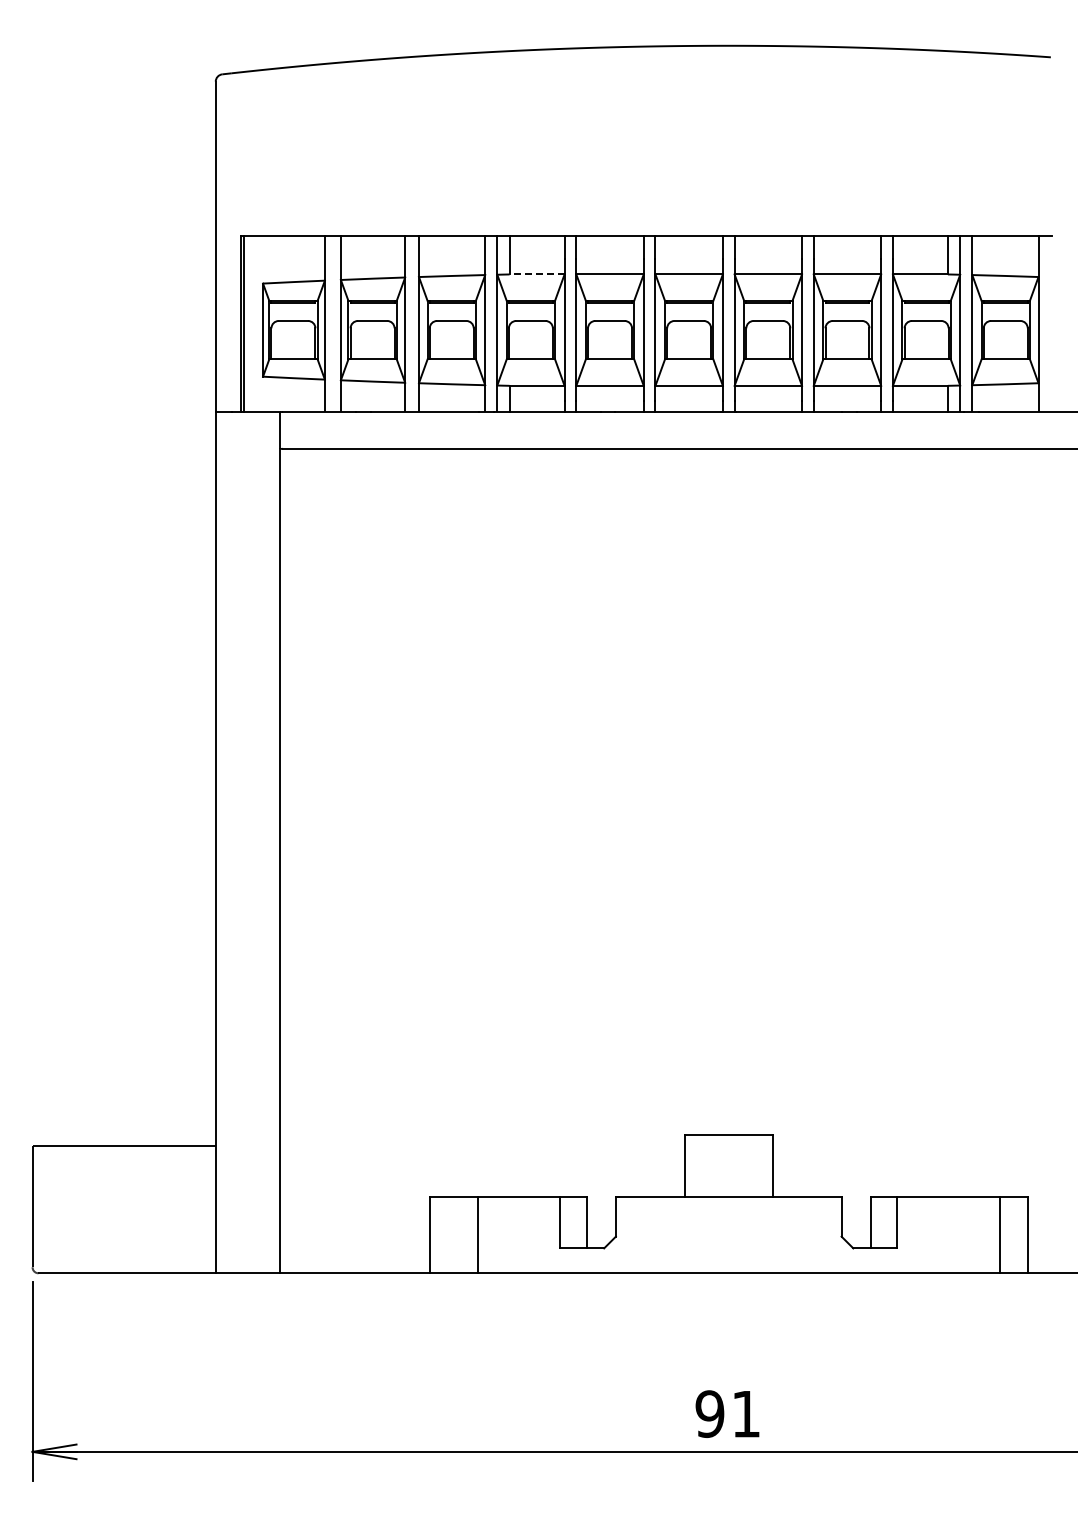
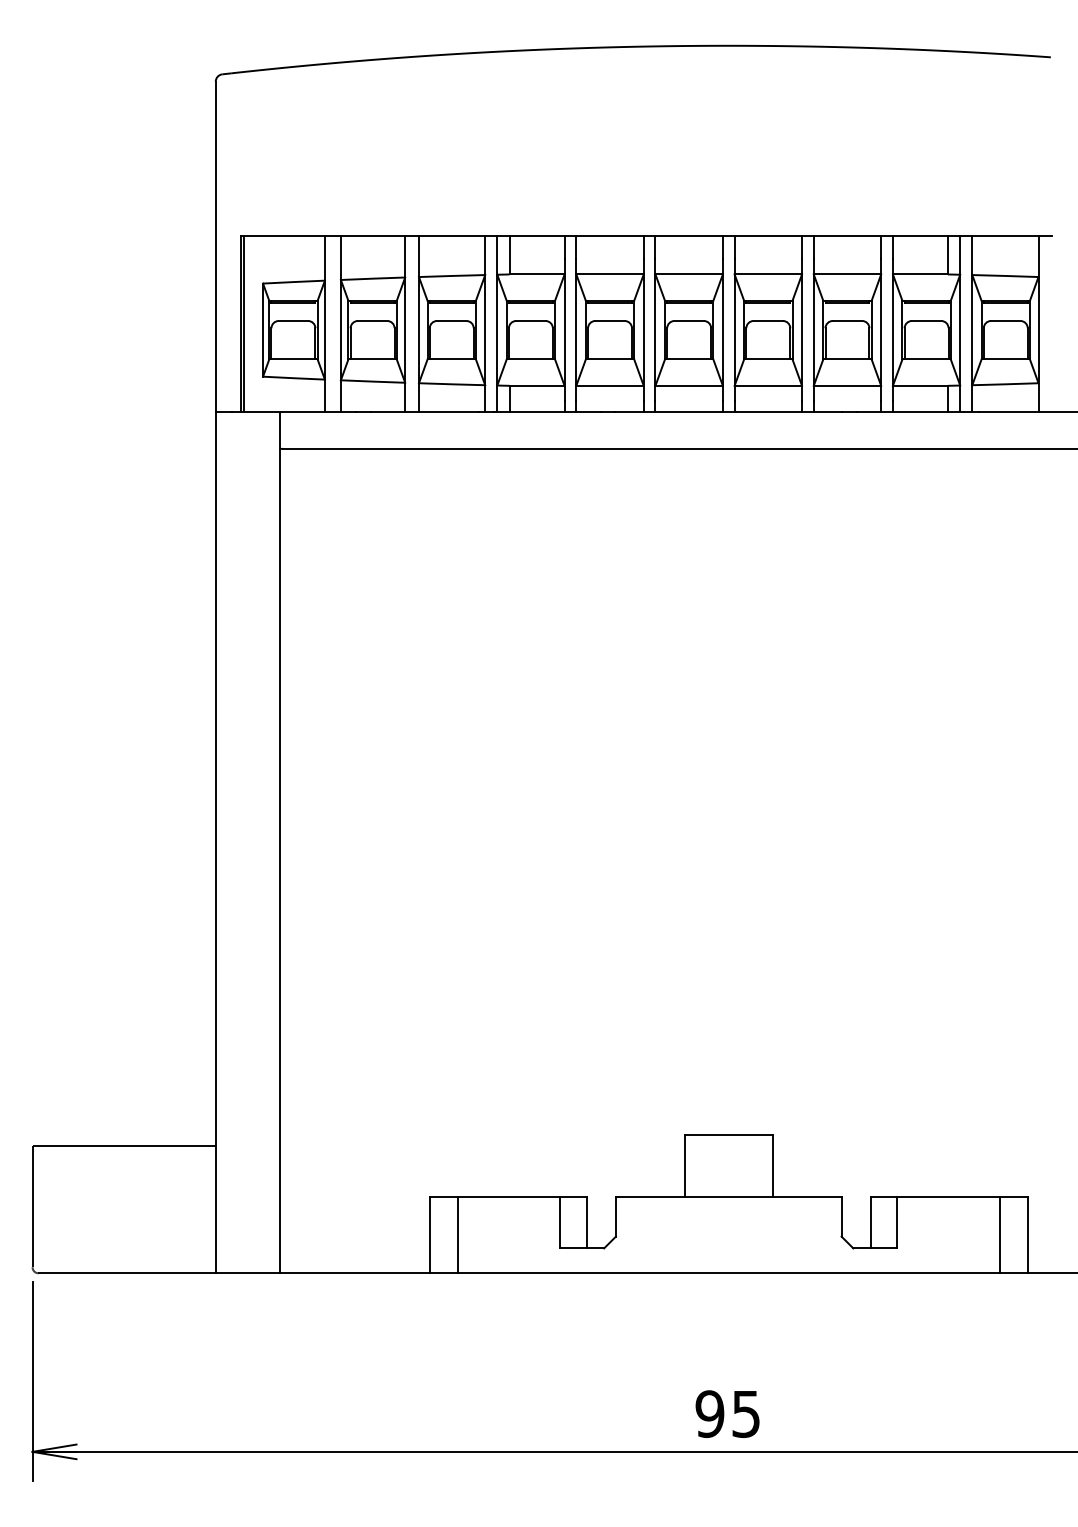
line: dashed -> solid (537, 274)
line position: (477, 1235) -> (457, 1235) (457, 1235)
text: 91 -> 95 (745, 1414)
